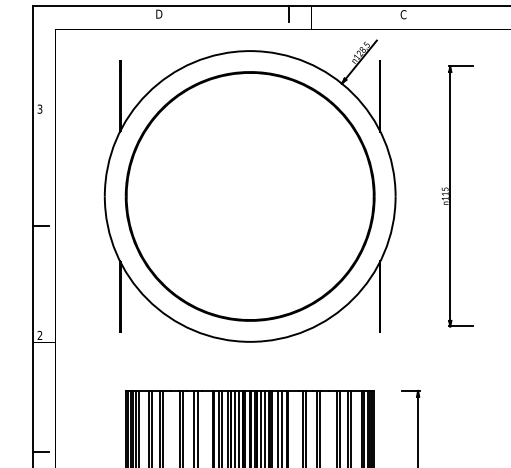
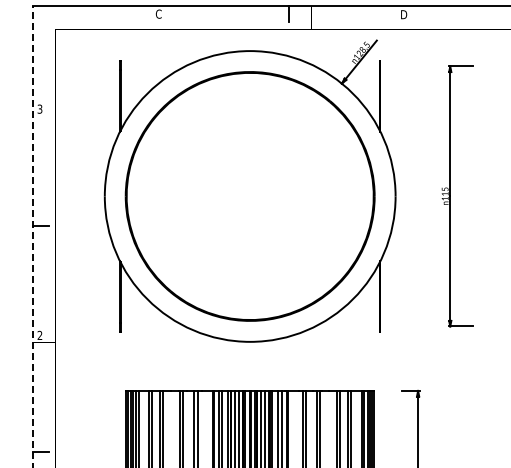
text: D -> C (158, 13)
text: C -> D (403, 14)
line: solid -> dashed (33, 237)
